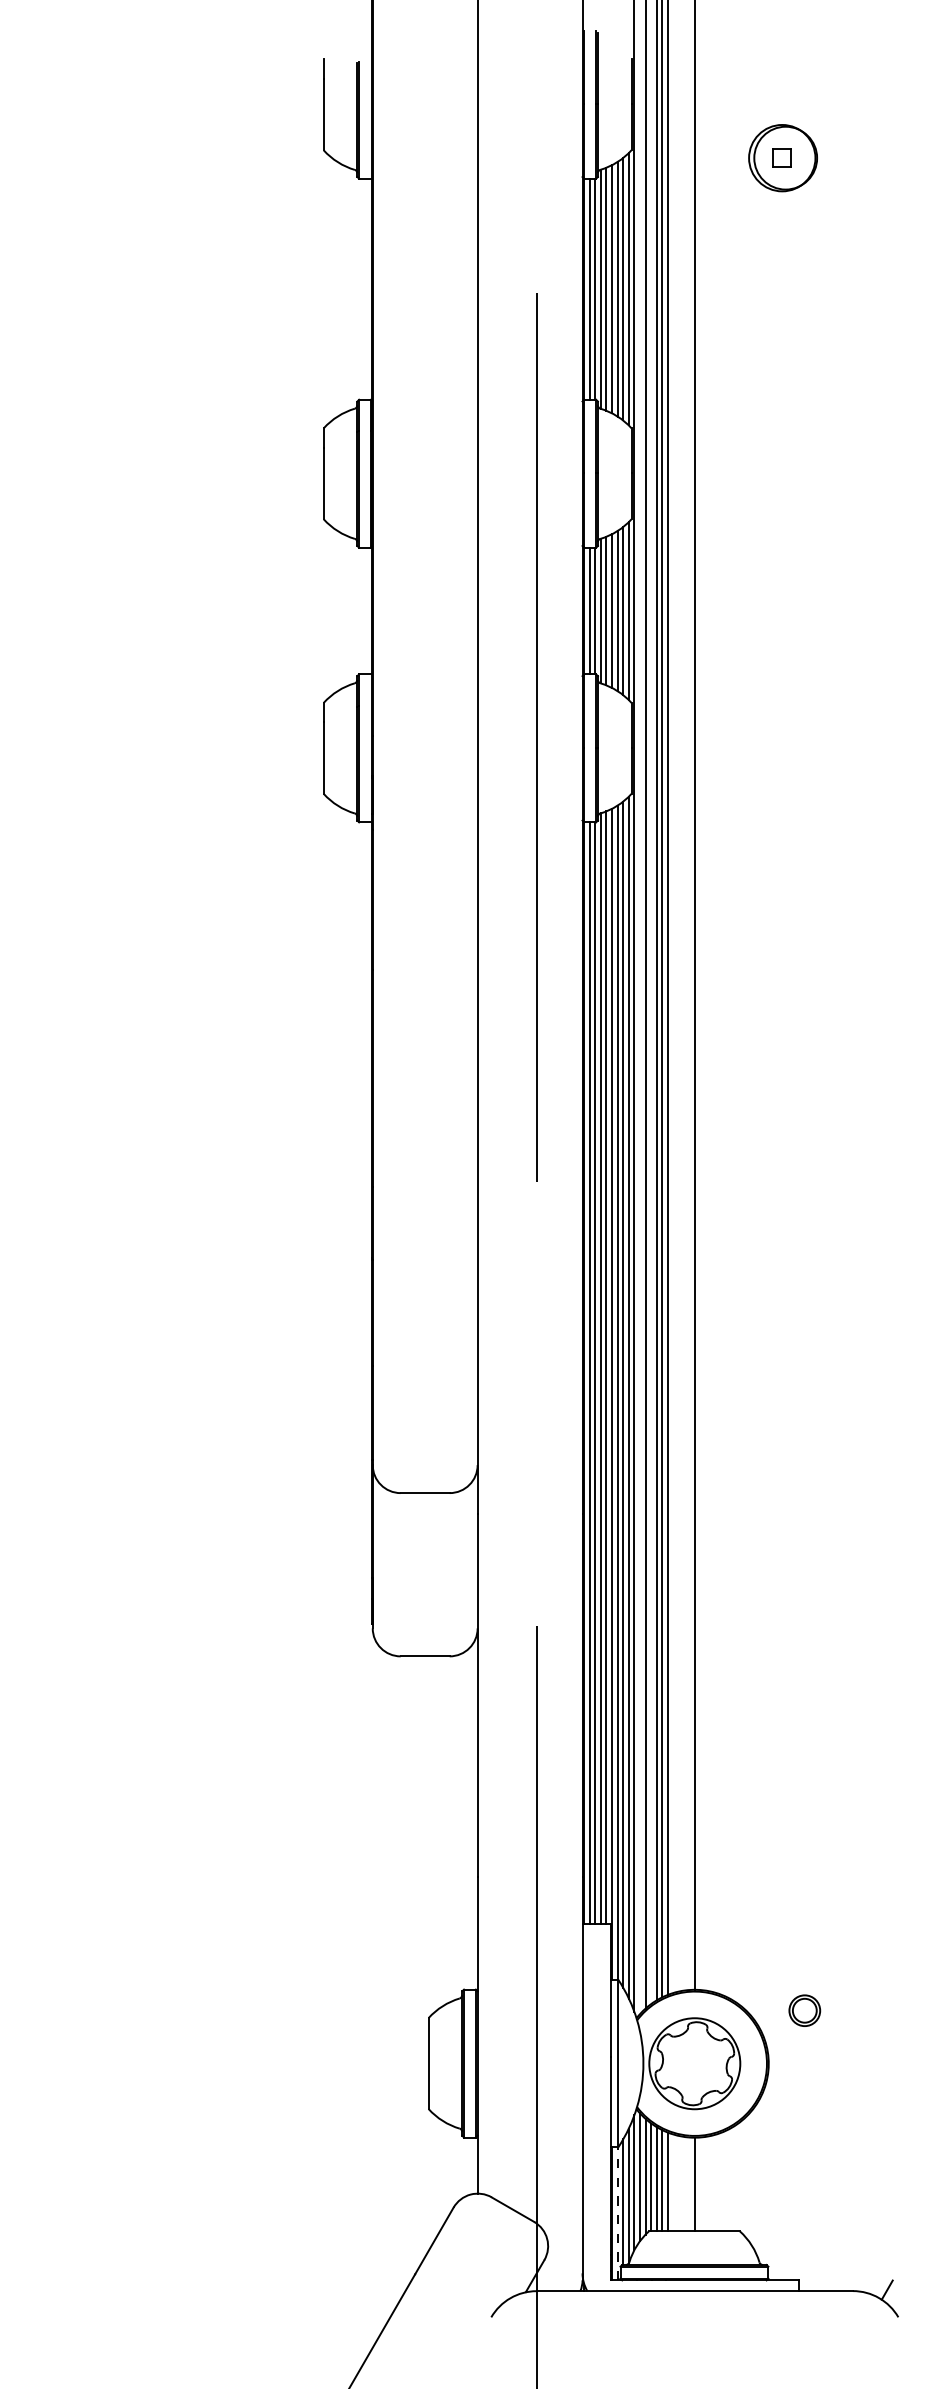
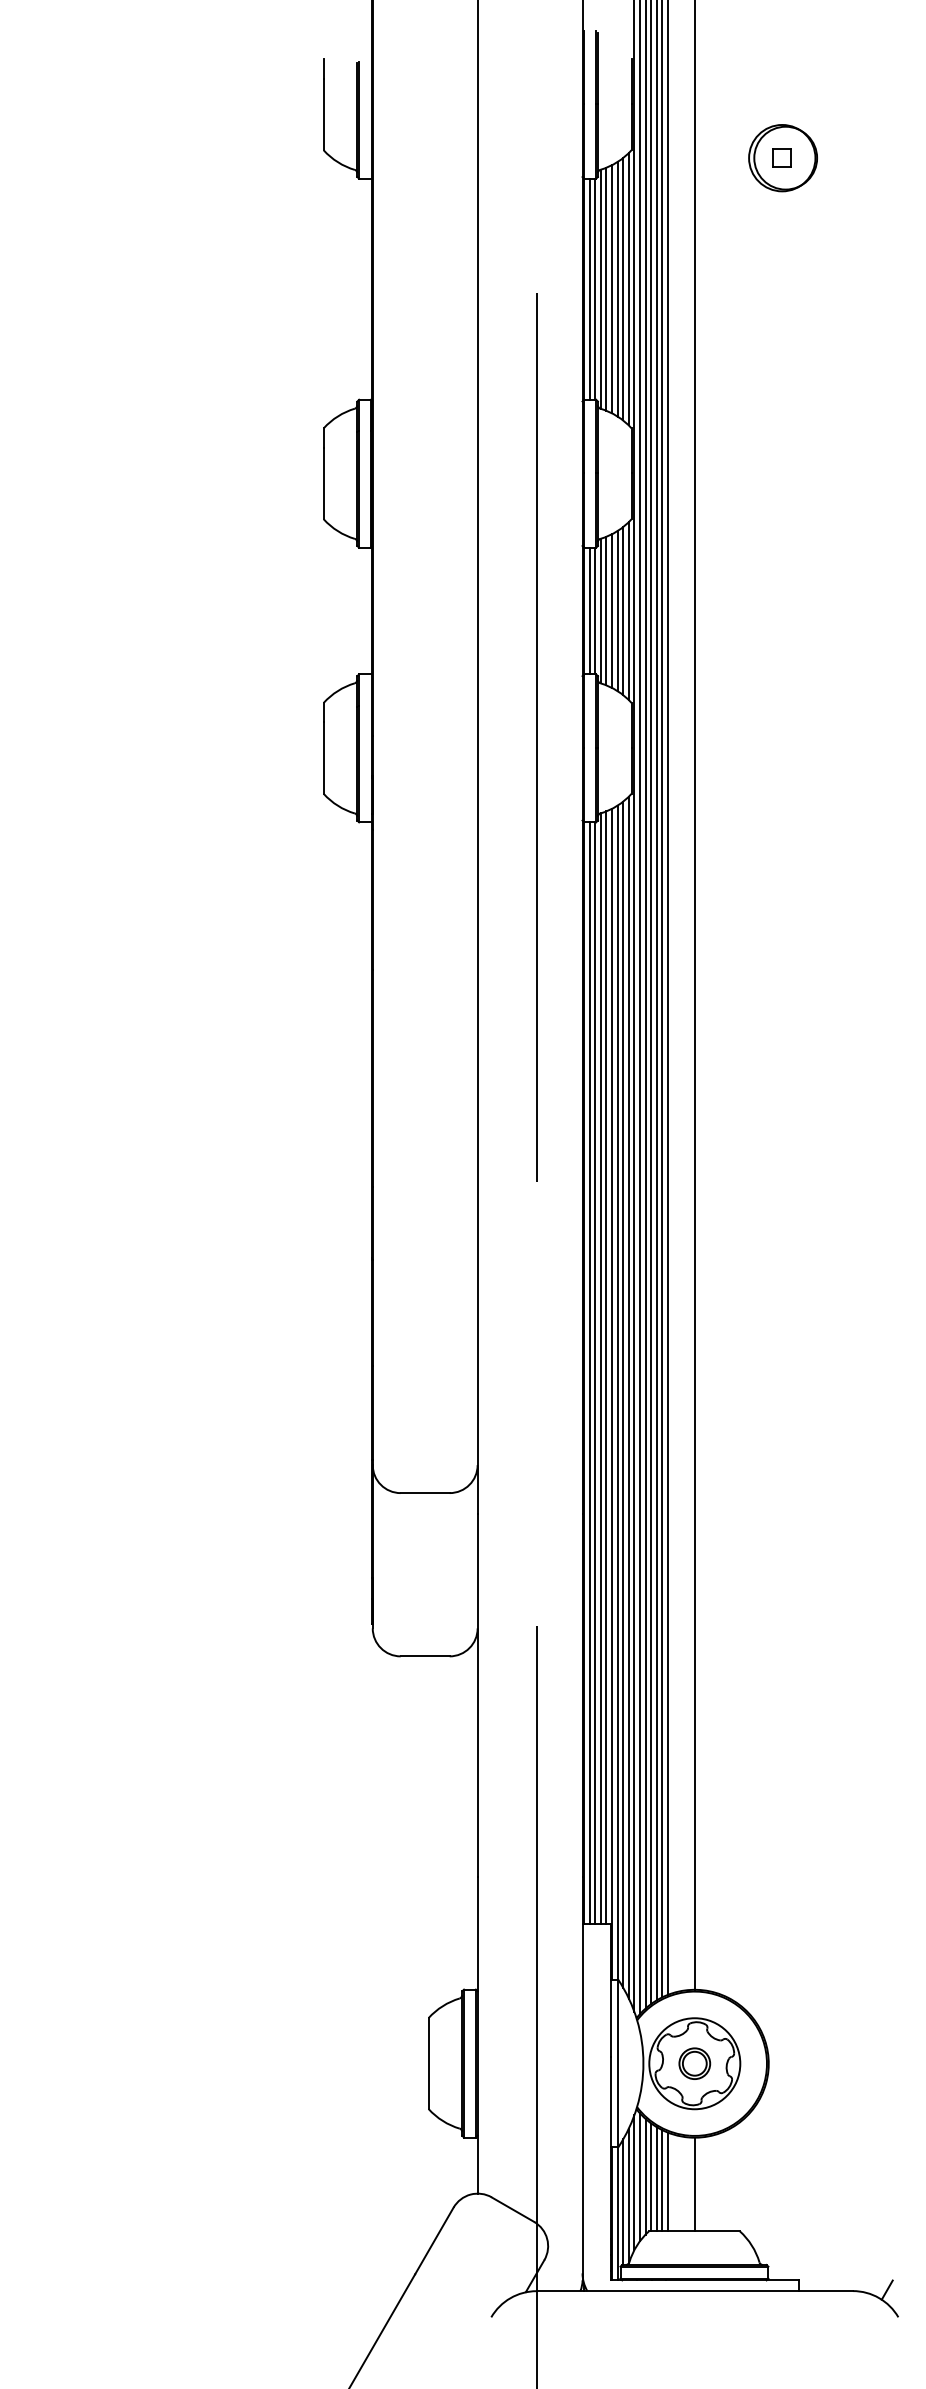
line: none -> present (651, 1003)
line: none -> present (639, 1008)
part position: (804, 2010) -> (694, 2063) (694, 2063)
line: dashed -> solid (617, 2213)
